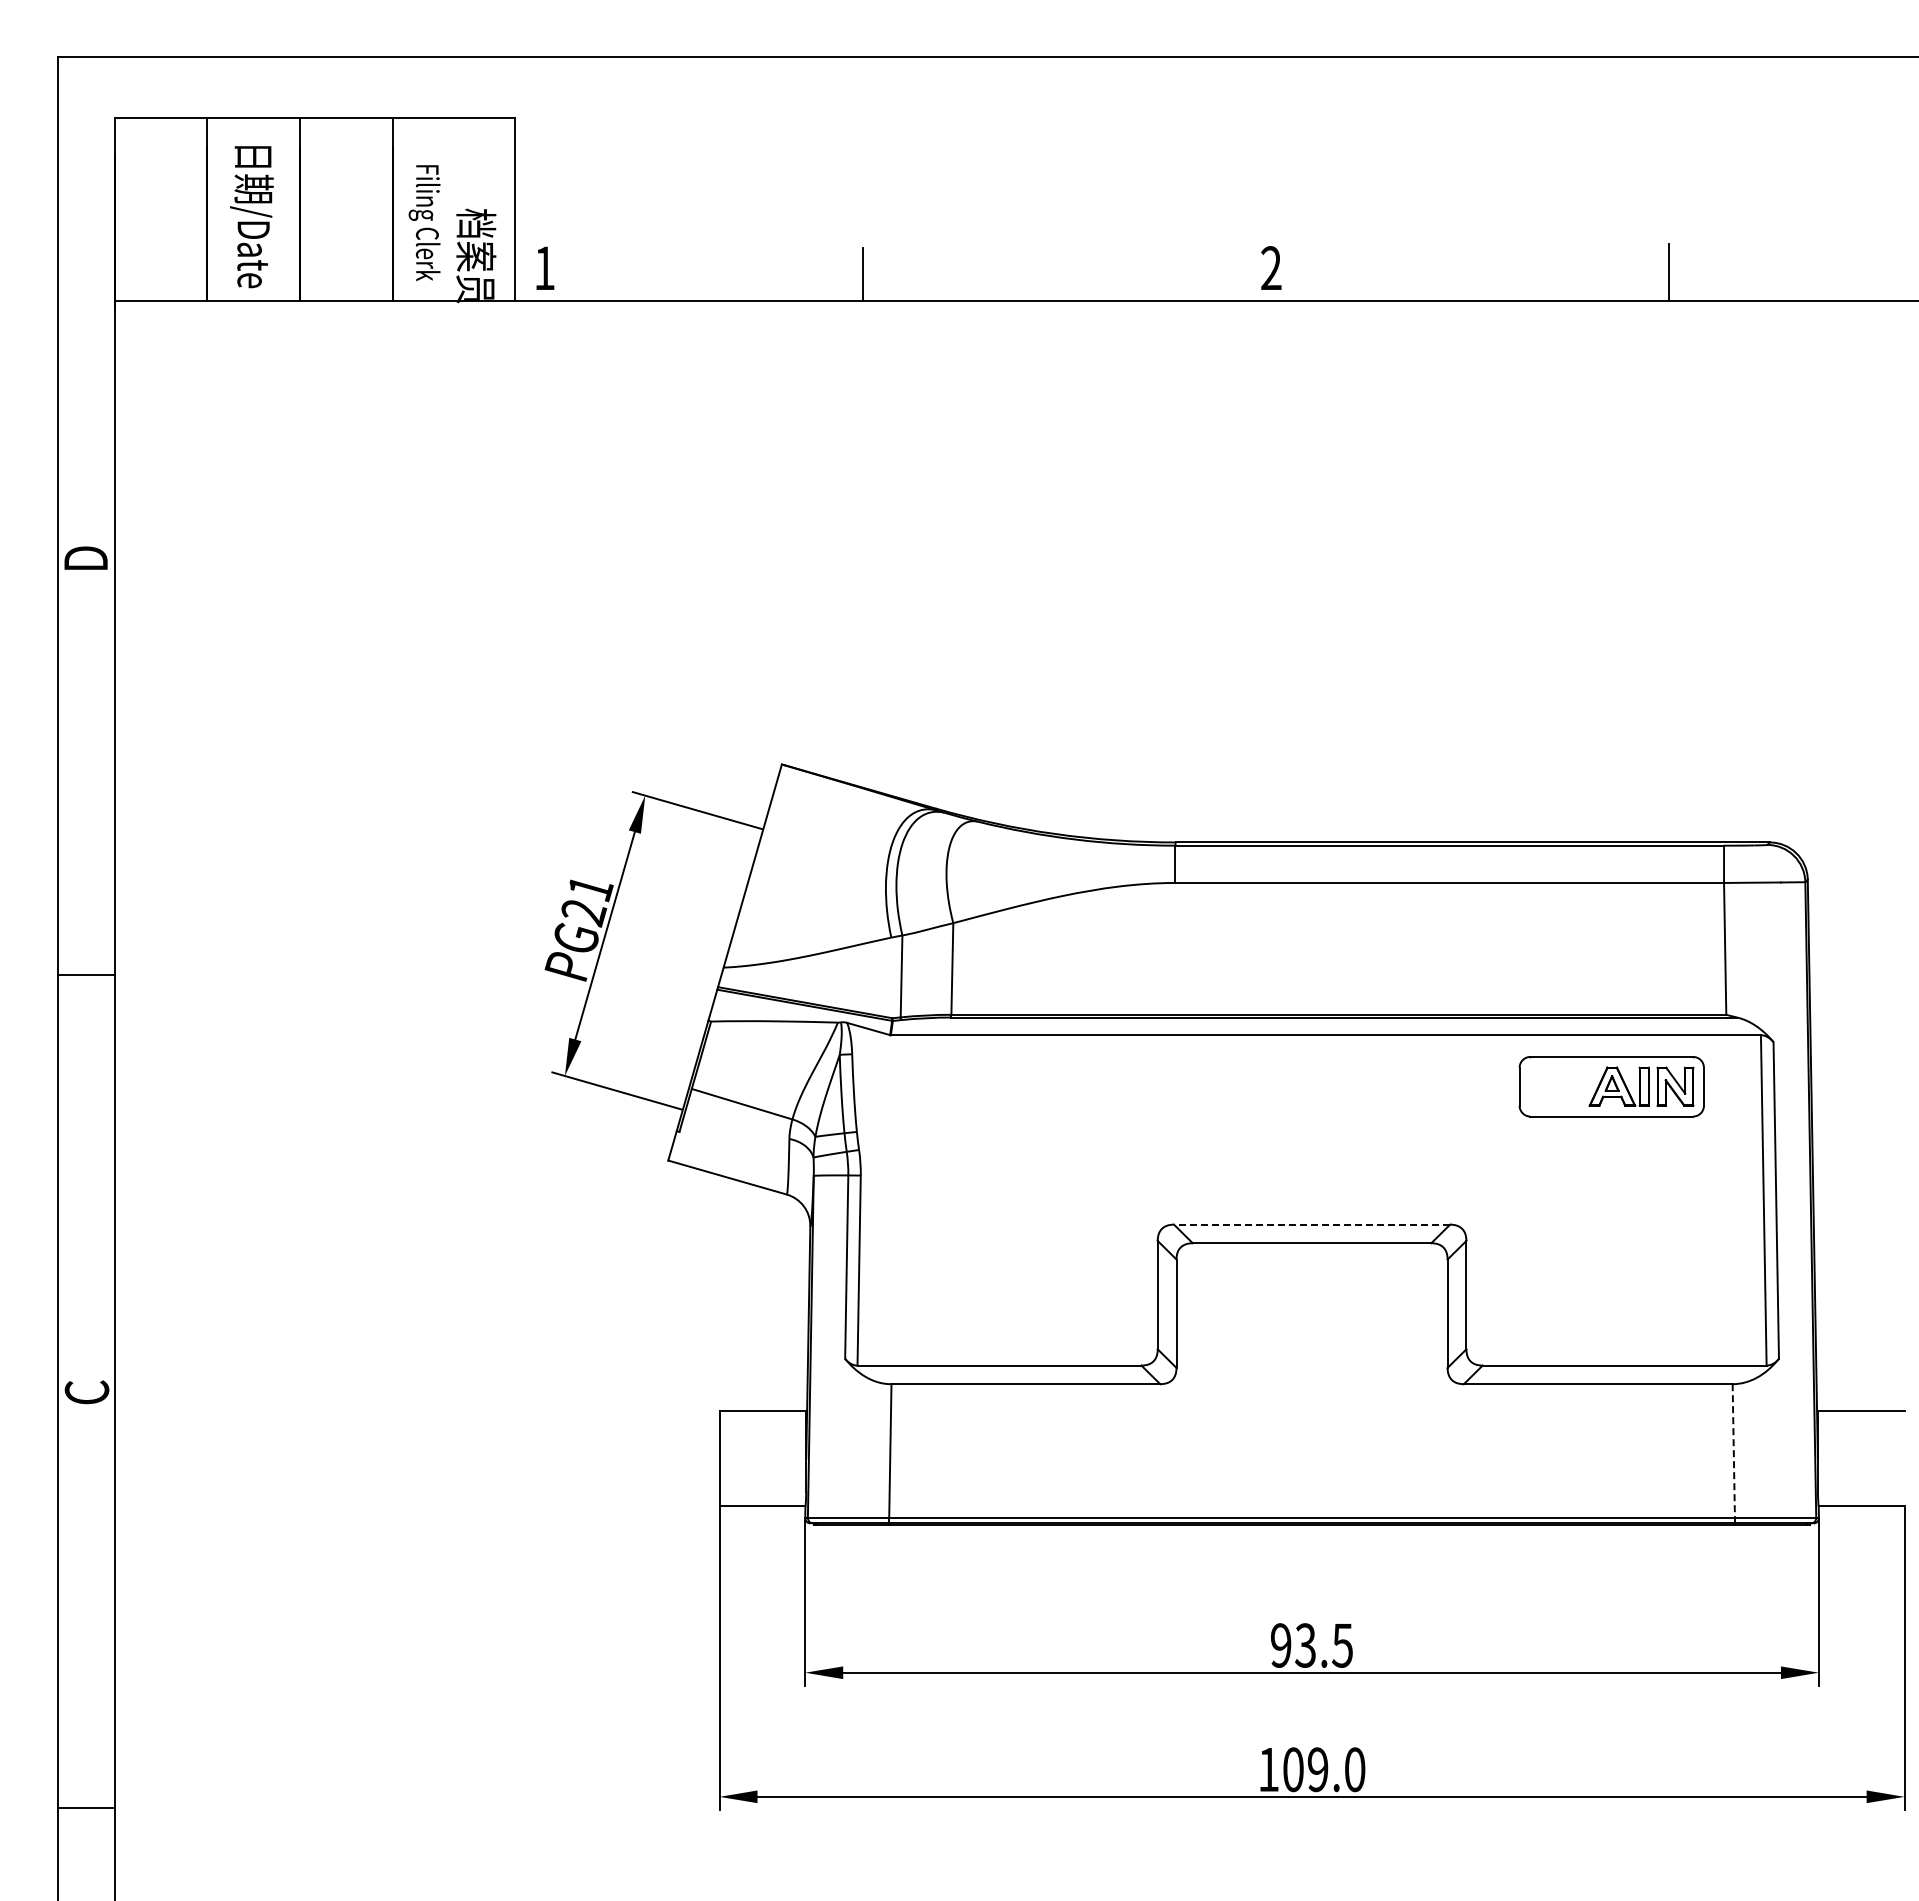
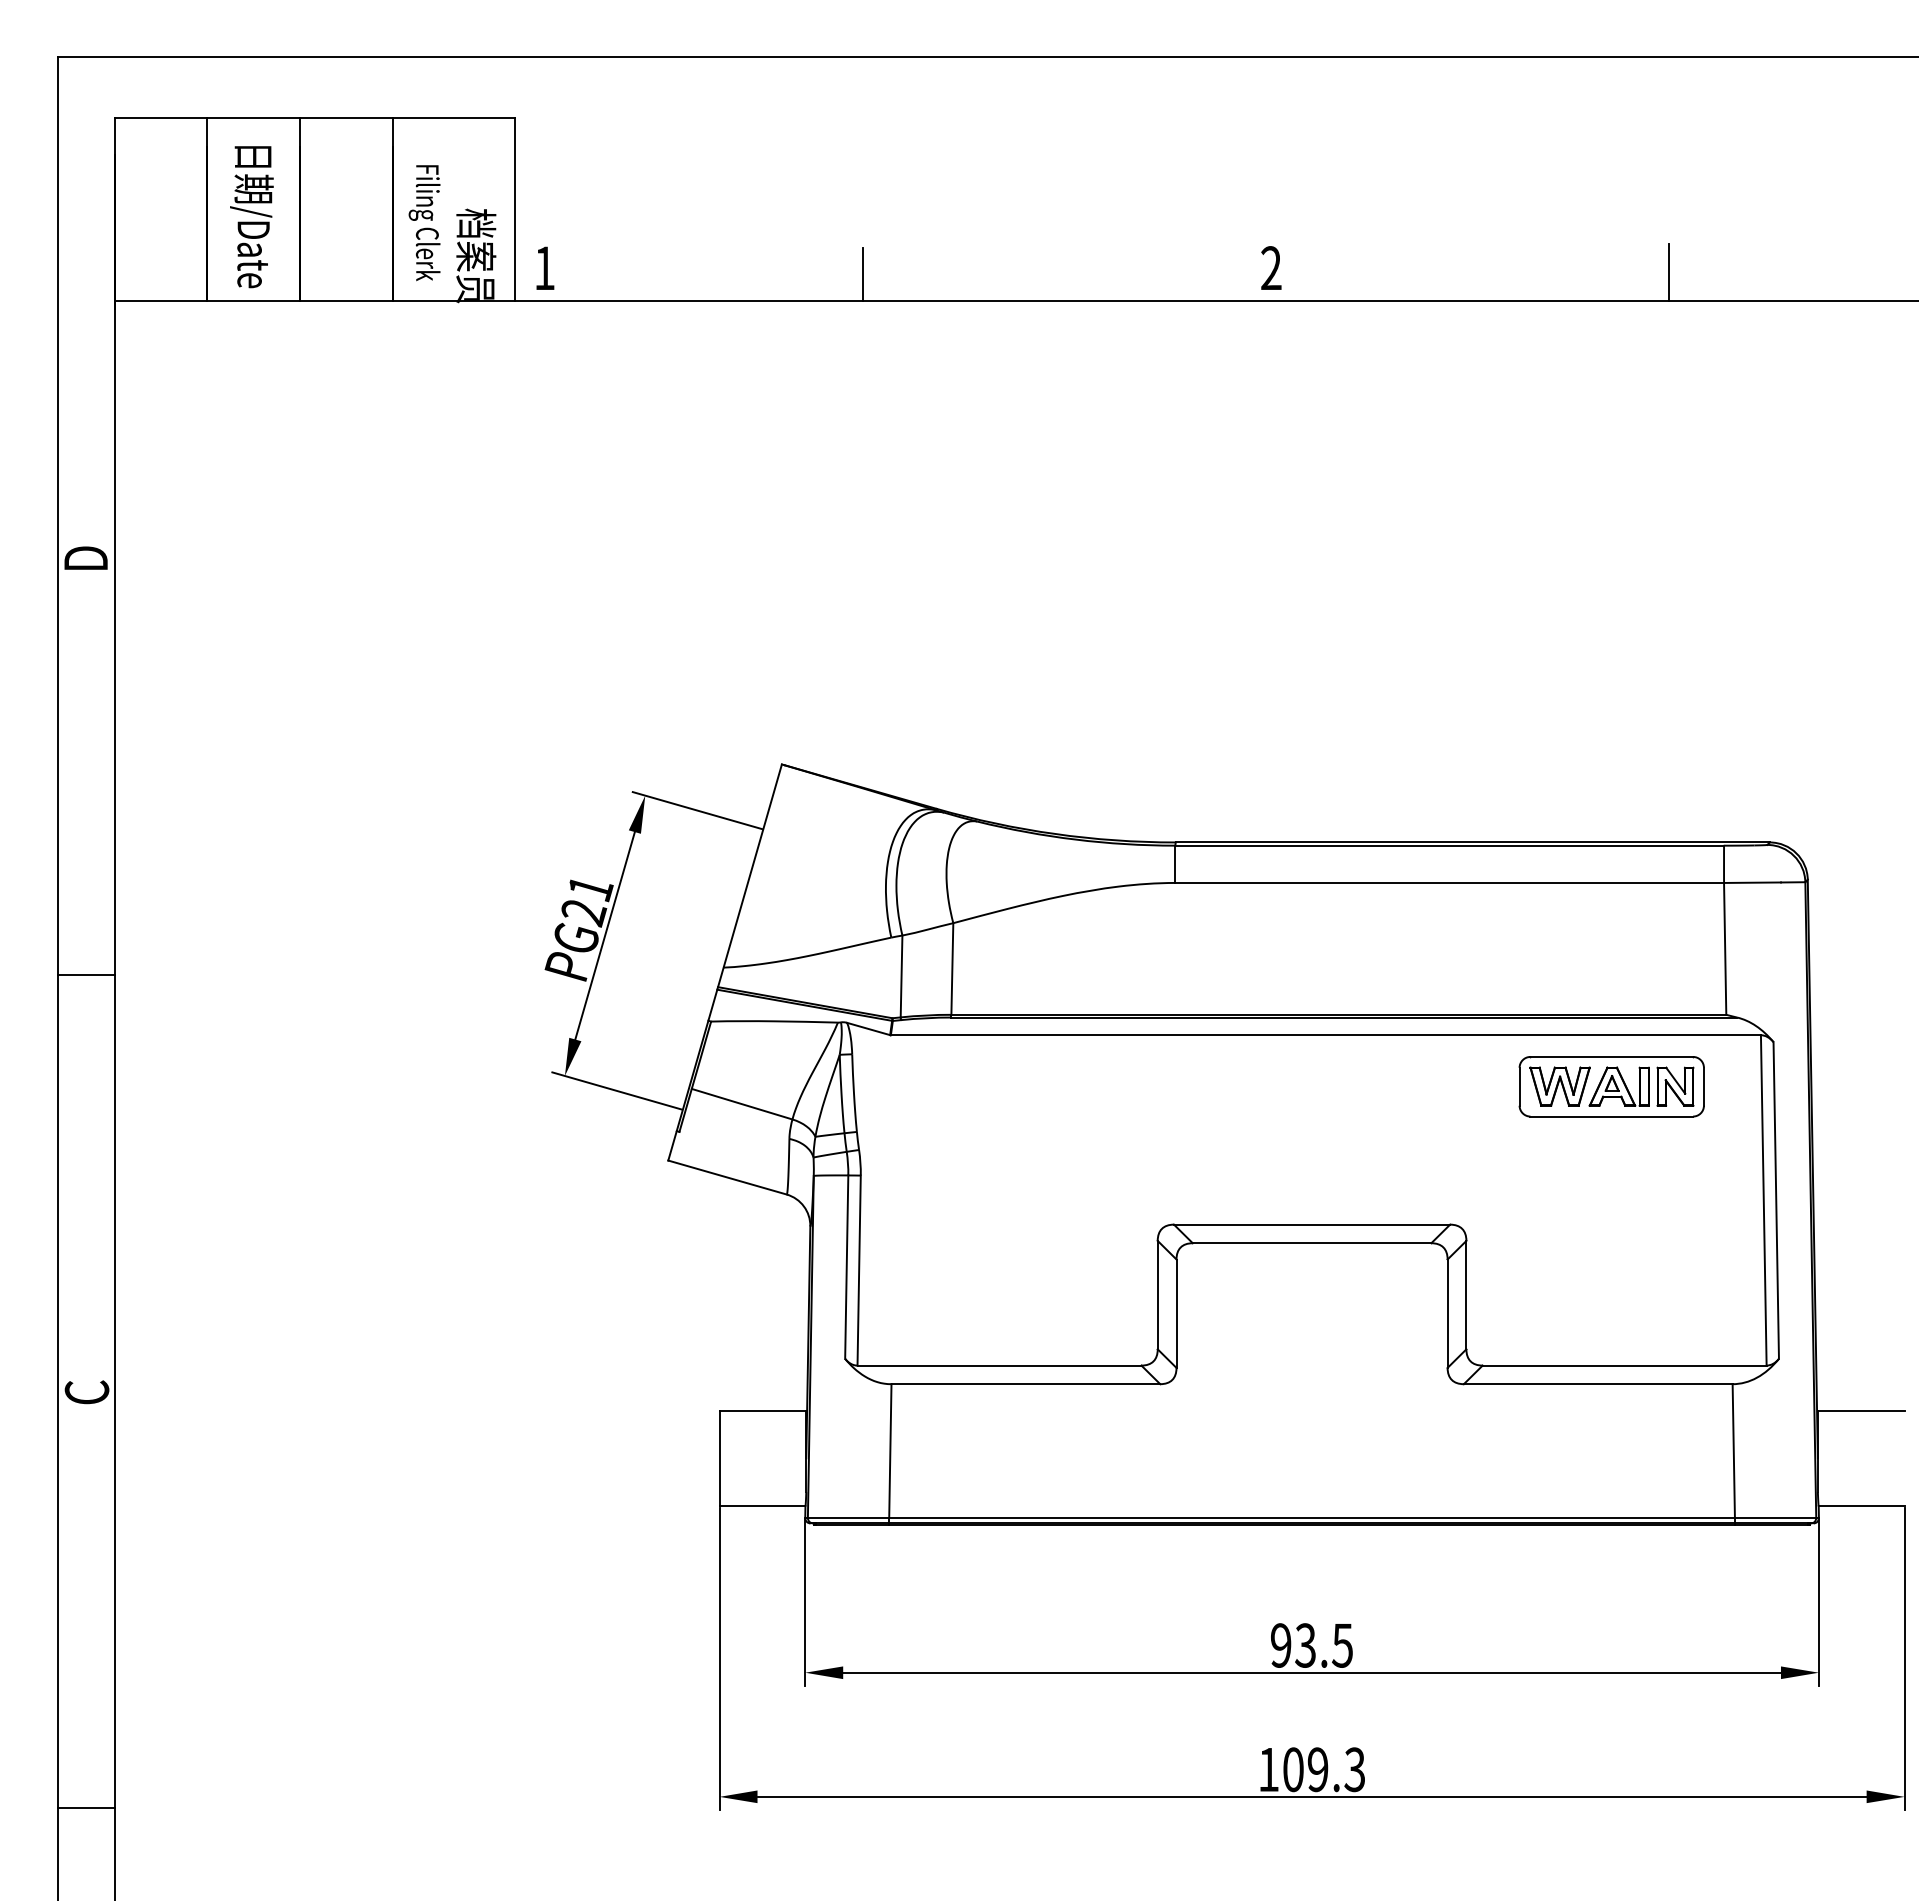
part: none -> present (1559, 1086)
line: dashed -> solid (1311, 1224)
line: dashed -> solid (1733, 1451)
text: 109.0 -> 109.3 (1354, 1769)
